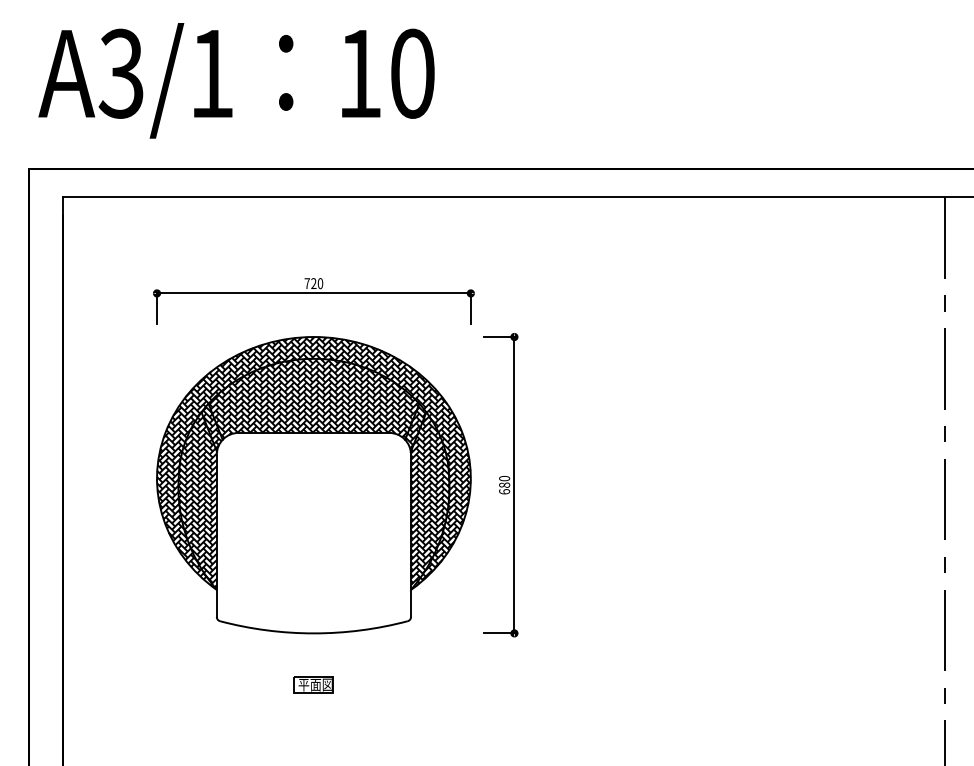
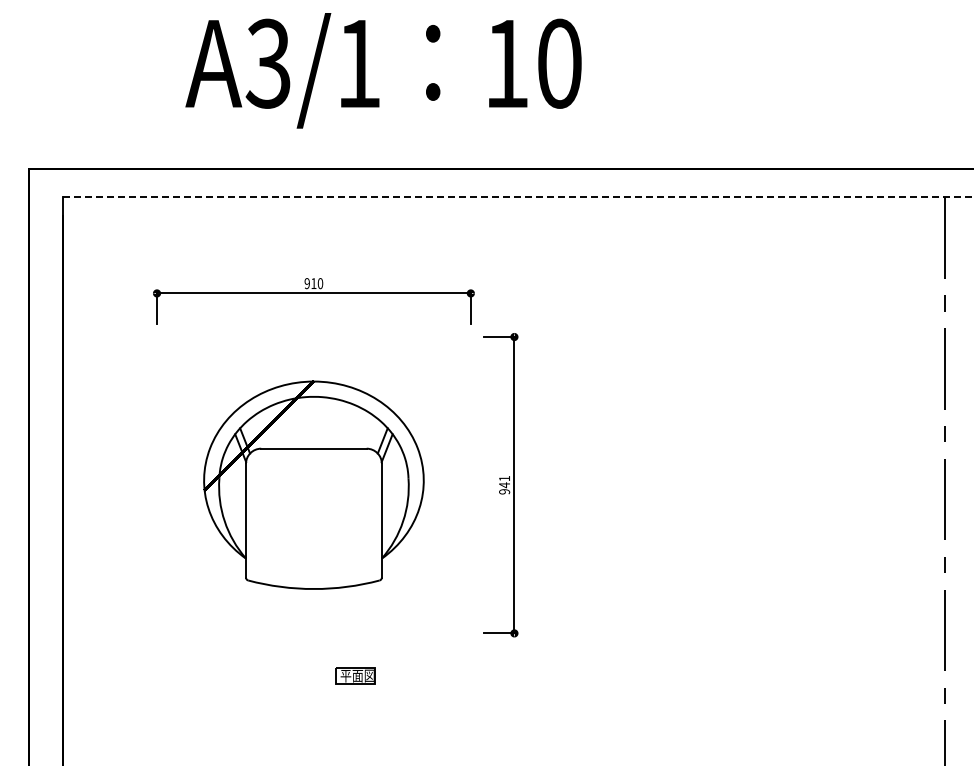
text position: (236, 80) -> (383, 70) (383, 70)
line: solid -> dashed (518, 197)
text: 720 -> 910 (310, 283)
part size: 316x299 px -> 222x210 px (313, 484)
text: 680 -> 941 (504, 485)
part position: (313, 684) -> (355, 675) (355, 675)
